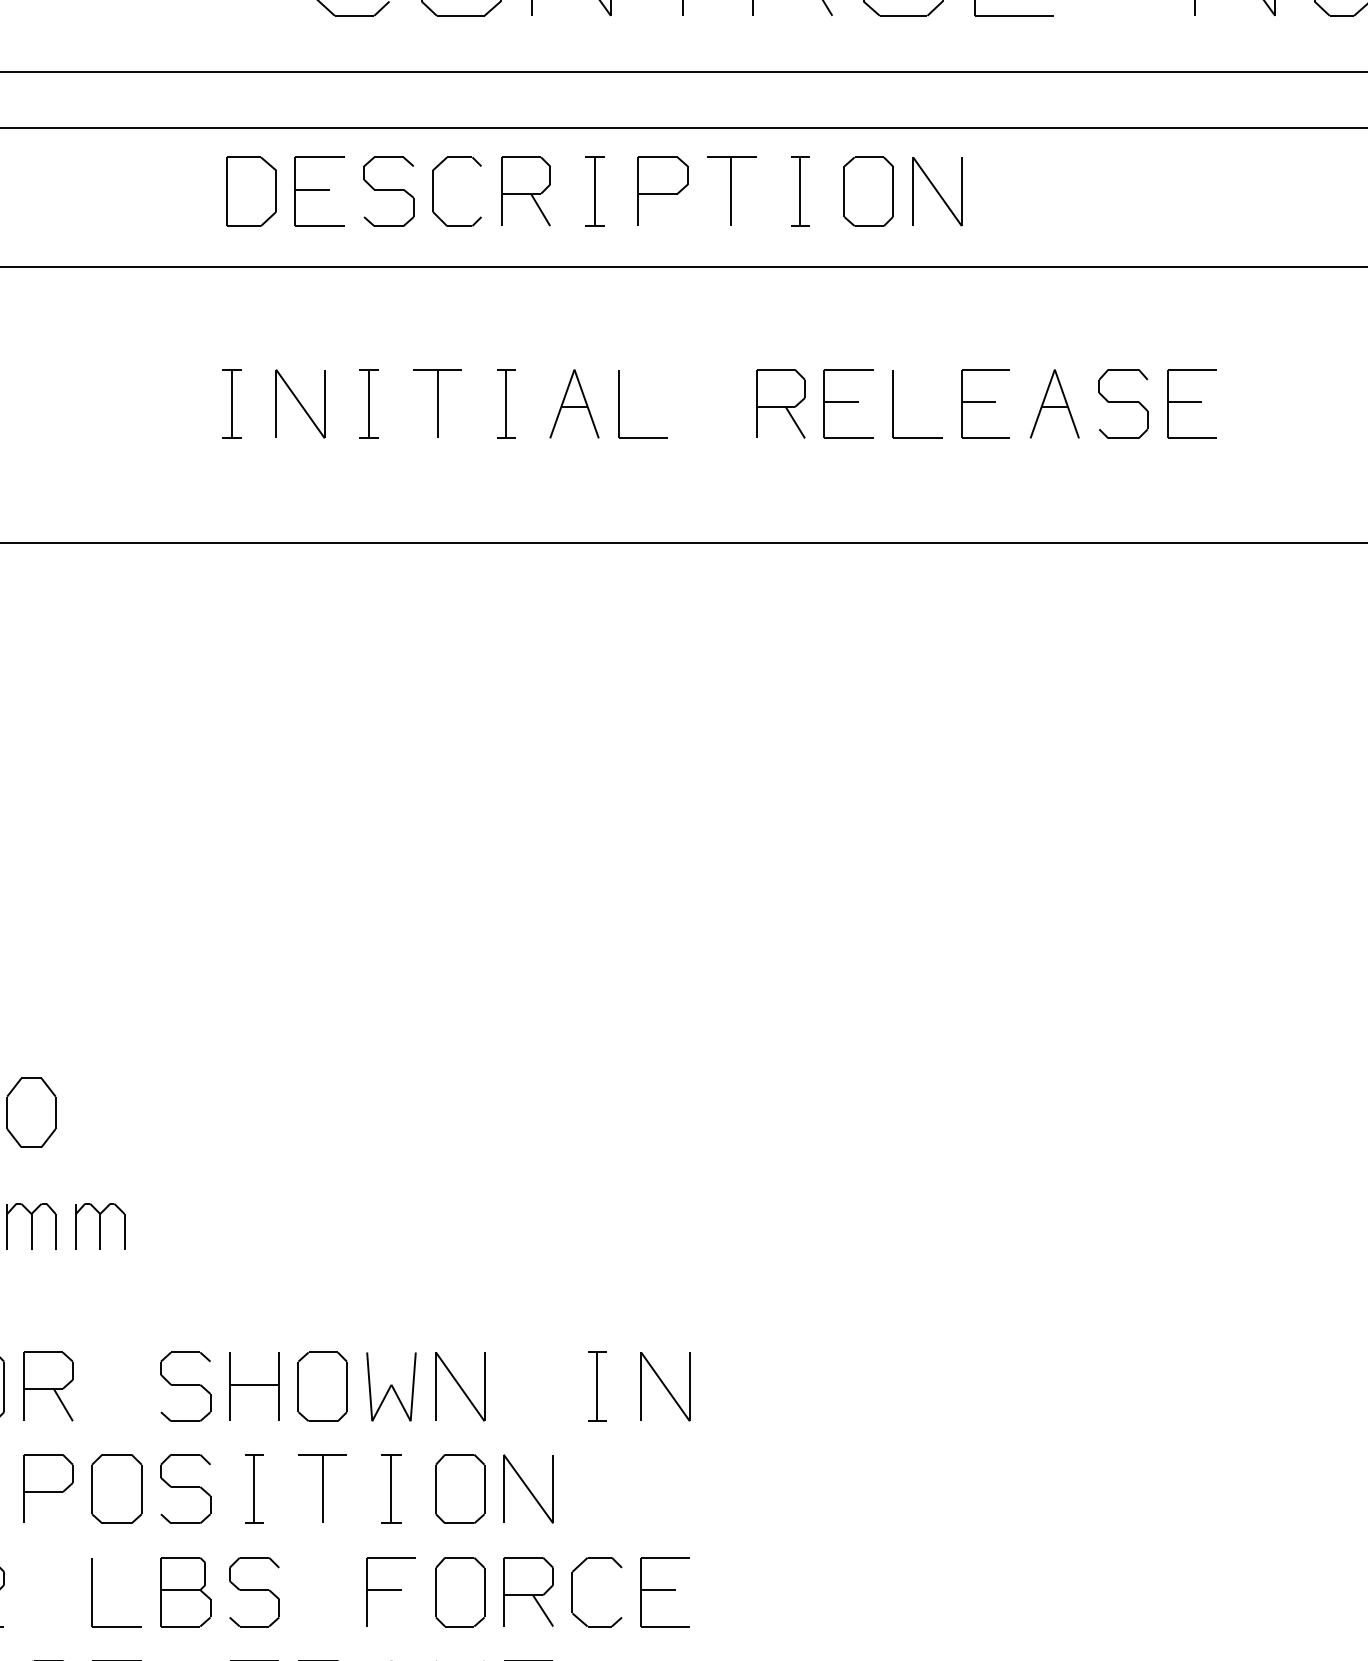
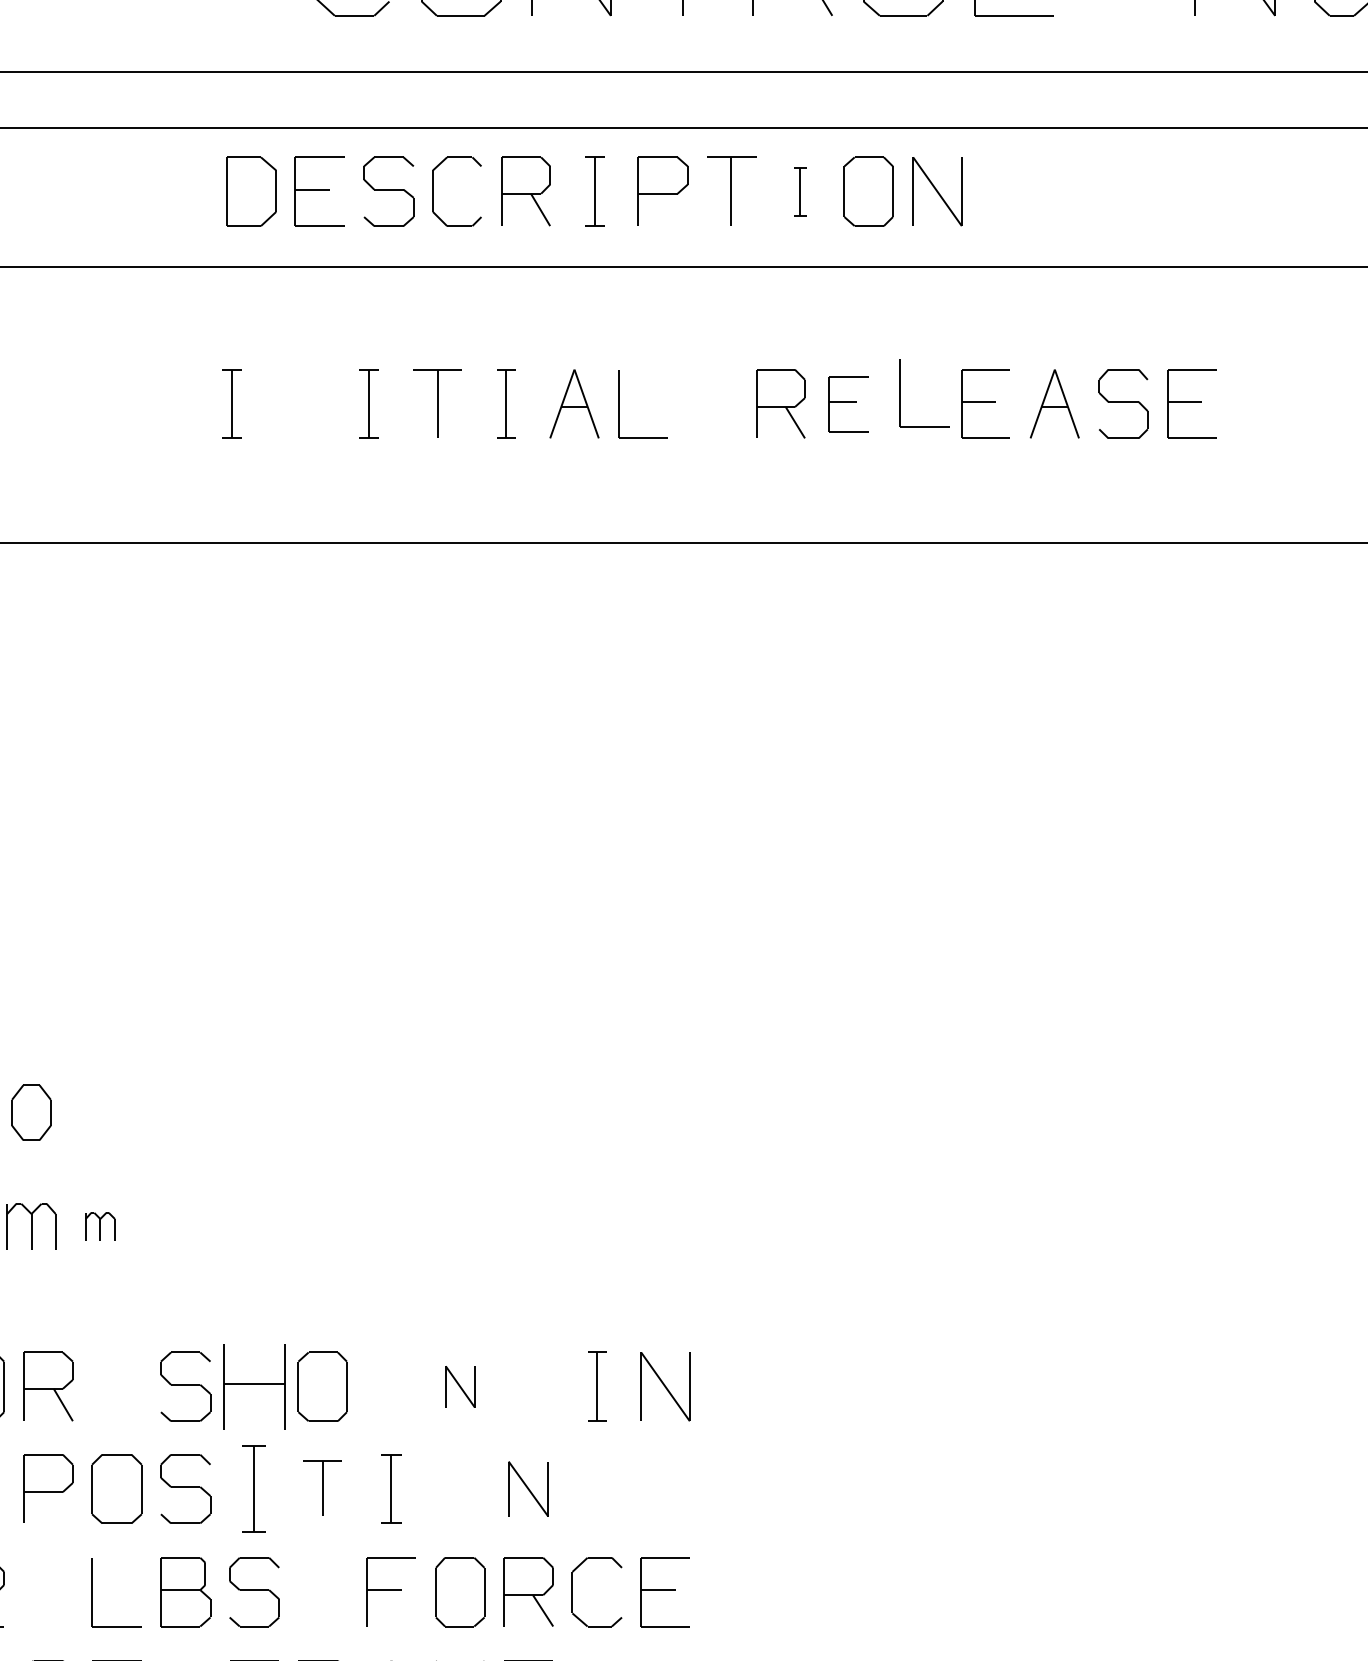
part size: 19x71 px -> 13x50 px (800, 191)
part: present -> none (300, 403)
part size: 51x70 px -> 41x57 px (848, 404)
part position: (893, 404) -> (900, 393) (900, 393)
part size: 51x71 px -> 41x57 px (31, 1112)
part size: 51x47 px -> 31x29 px (100, 1226)
part size: 51x69 px -> 63x86 px (254, 1386)
part: present -> none (391, 1386)
part size: 51x70 px -> 31x42 px (460, 1386)
part size: 19x70 px -> 24x88 px (253, 1488)
part size: 49x69 px -> 39x56 px (322, 1487)
part: present -> none (460, 1488)
part size: 51x70 px -> 41x56 px (528, 1488)
